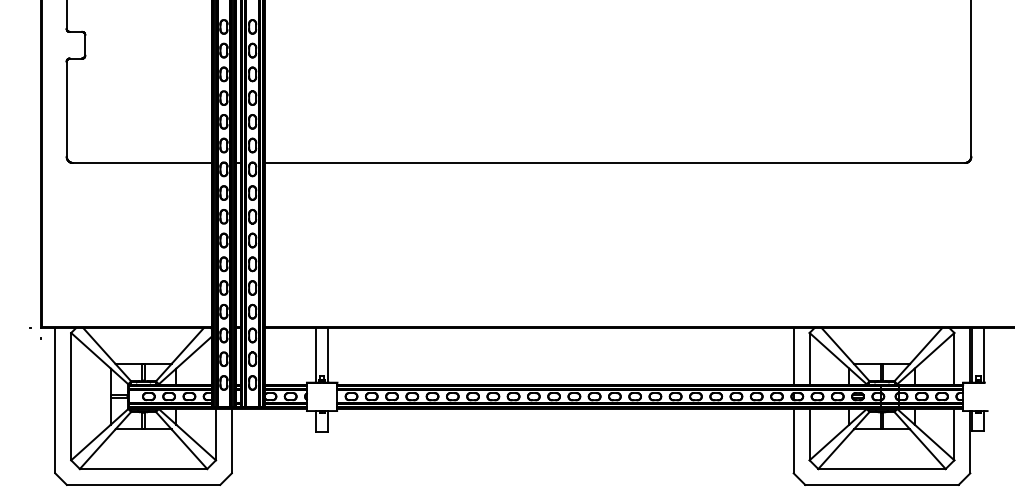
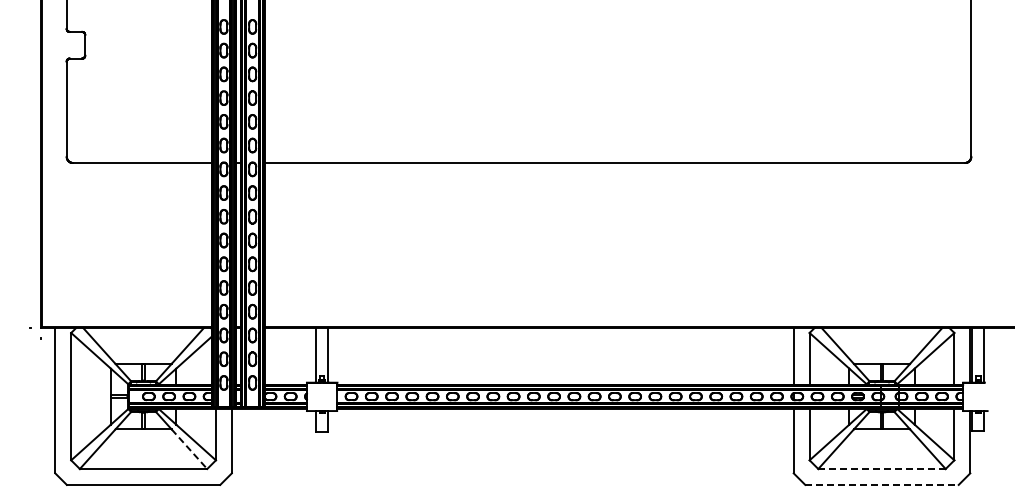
line: solid -> dashed (189, 449)
line: solid -> dashed (882, 469)
line: solid -> dashed (882, 484)
